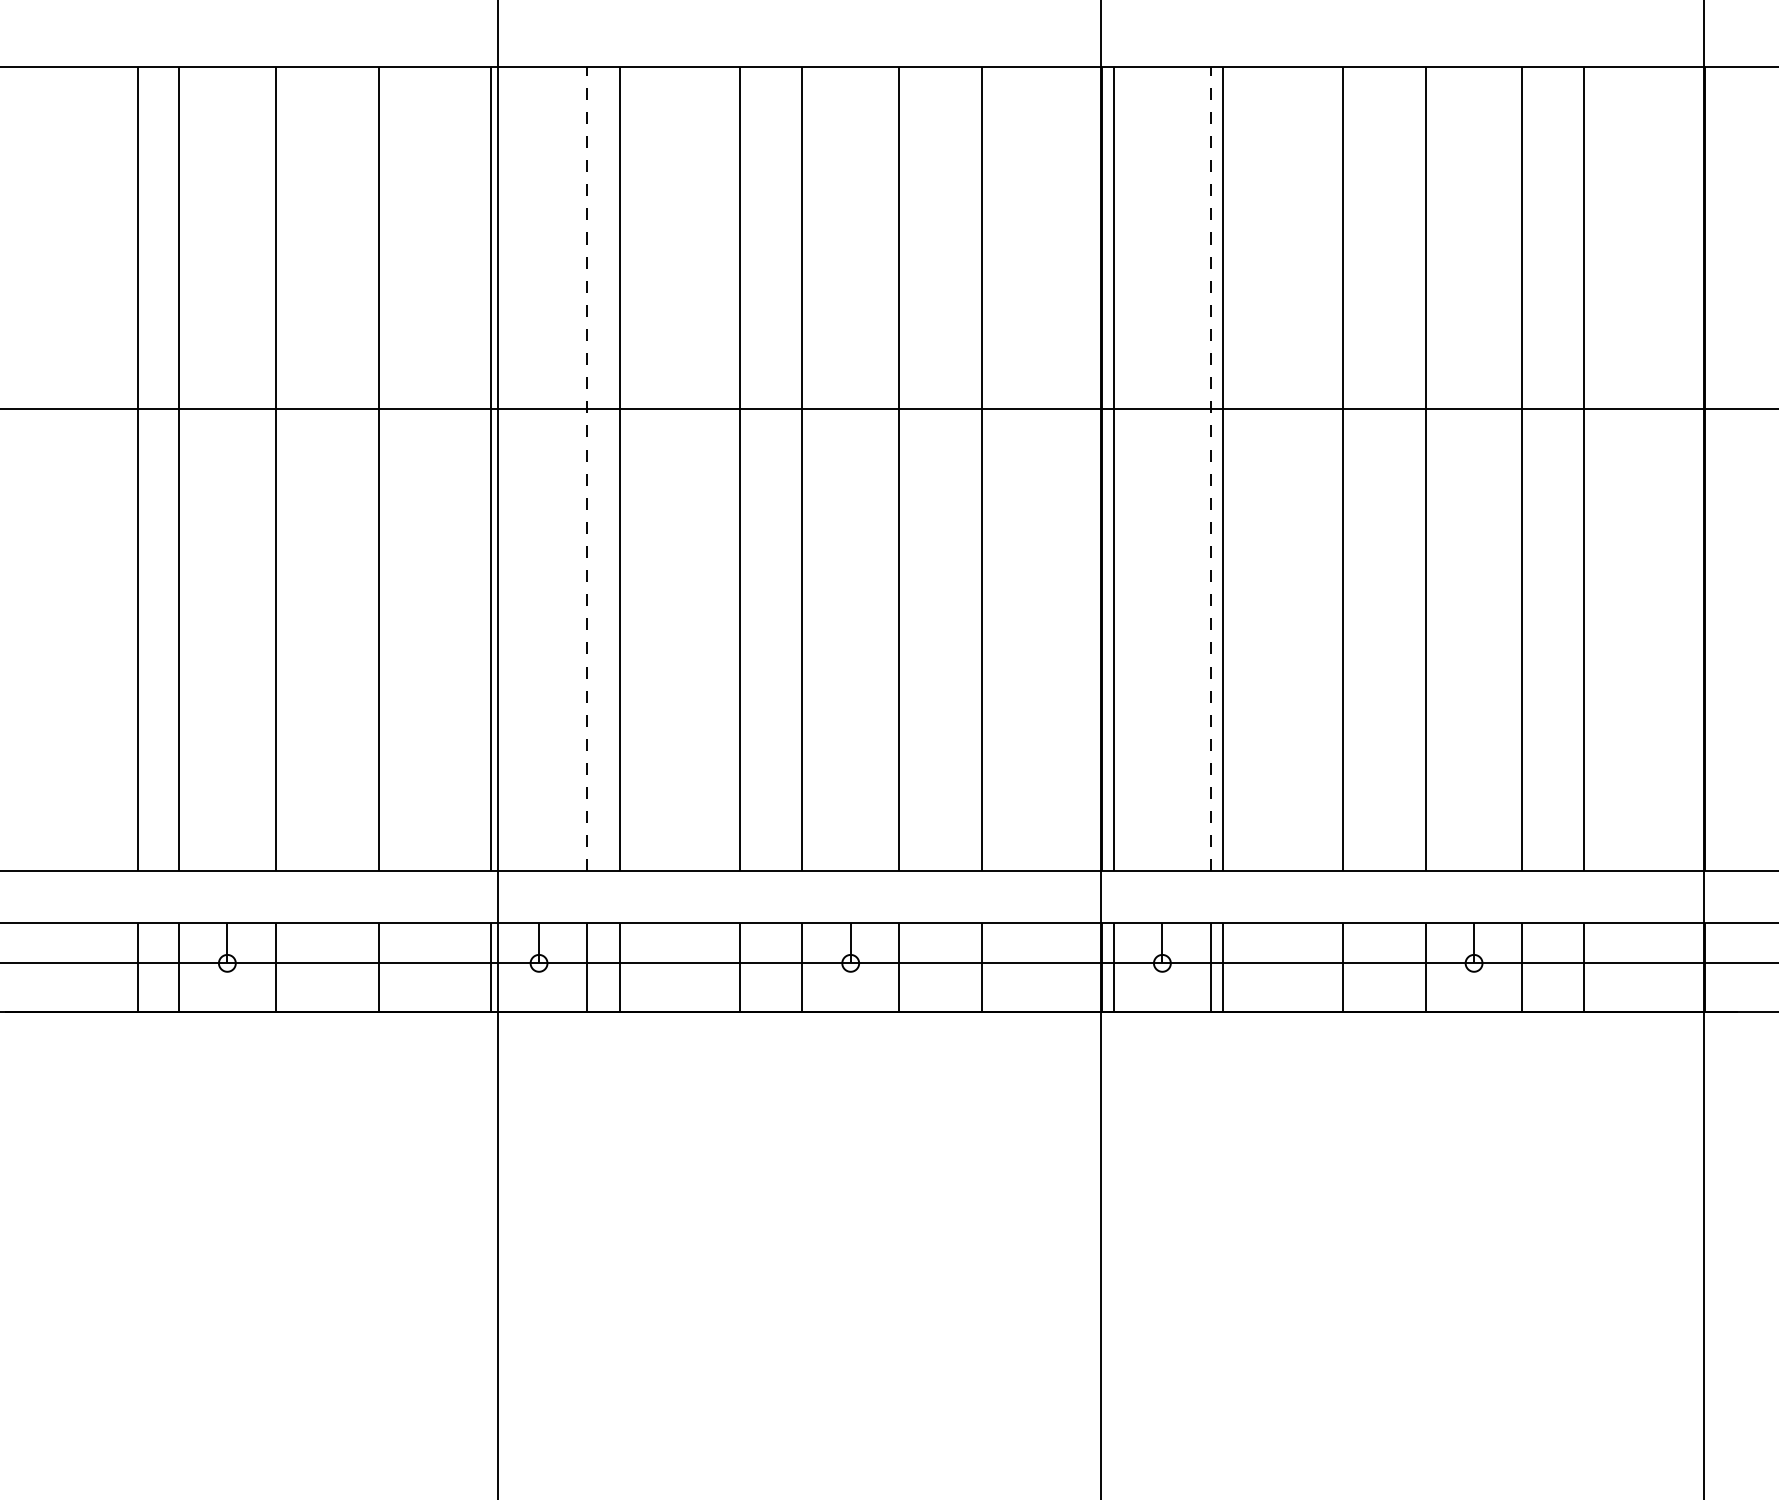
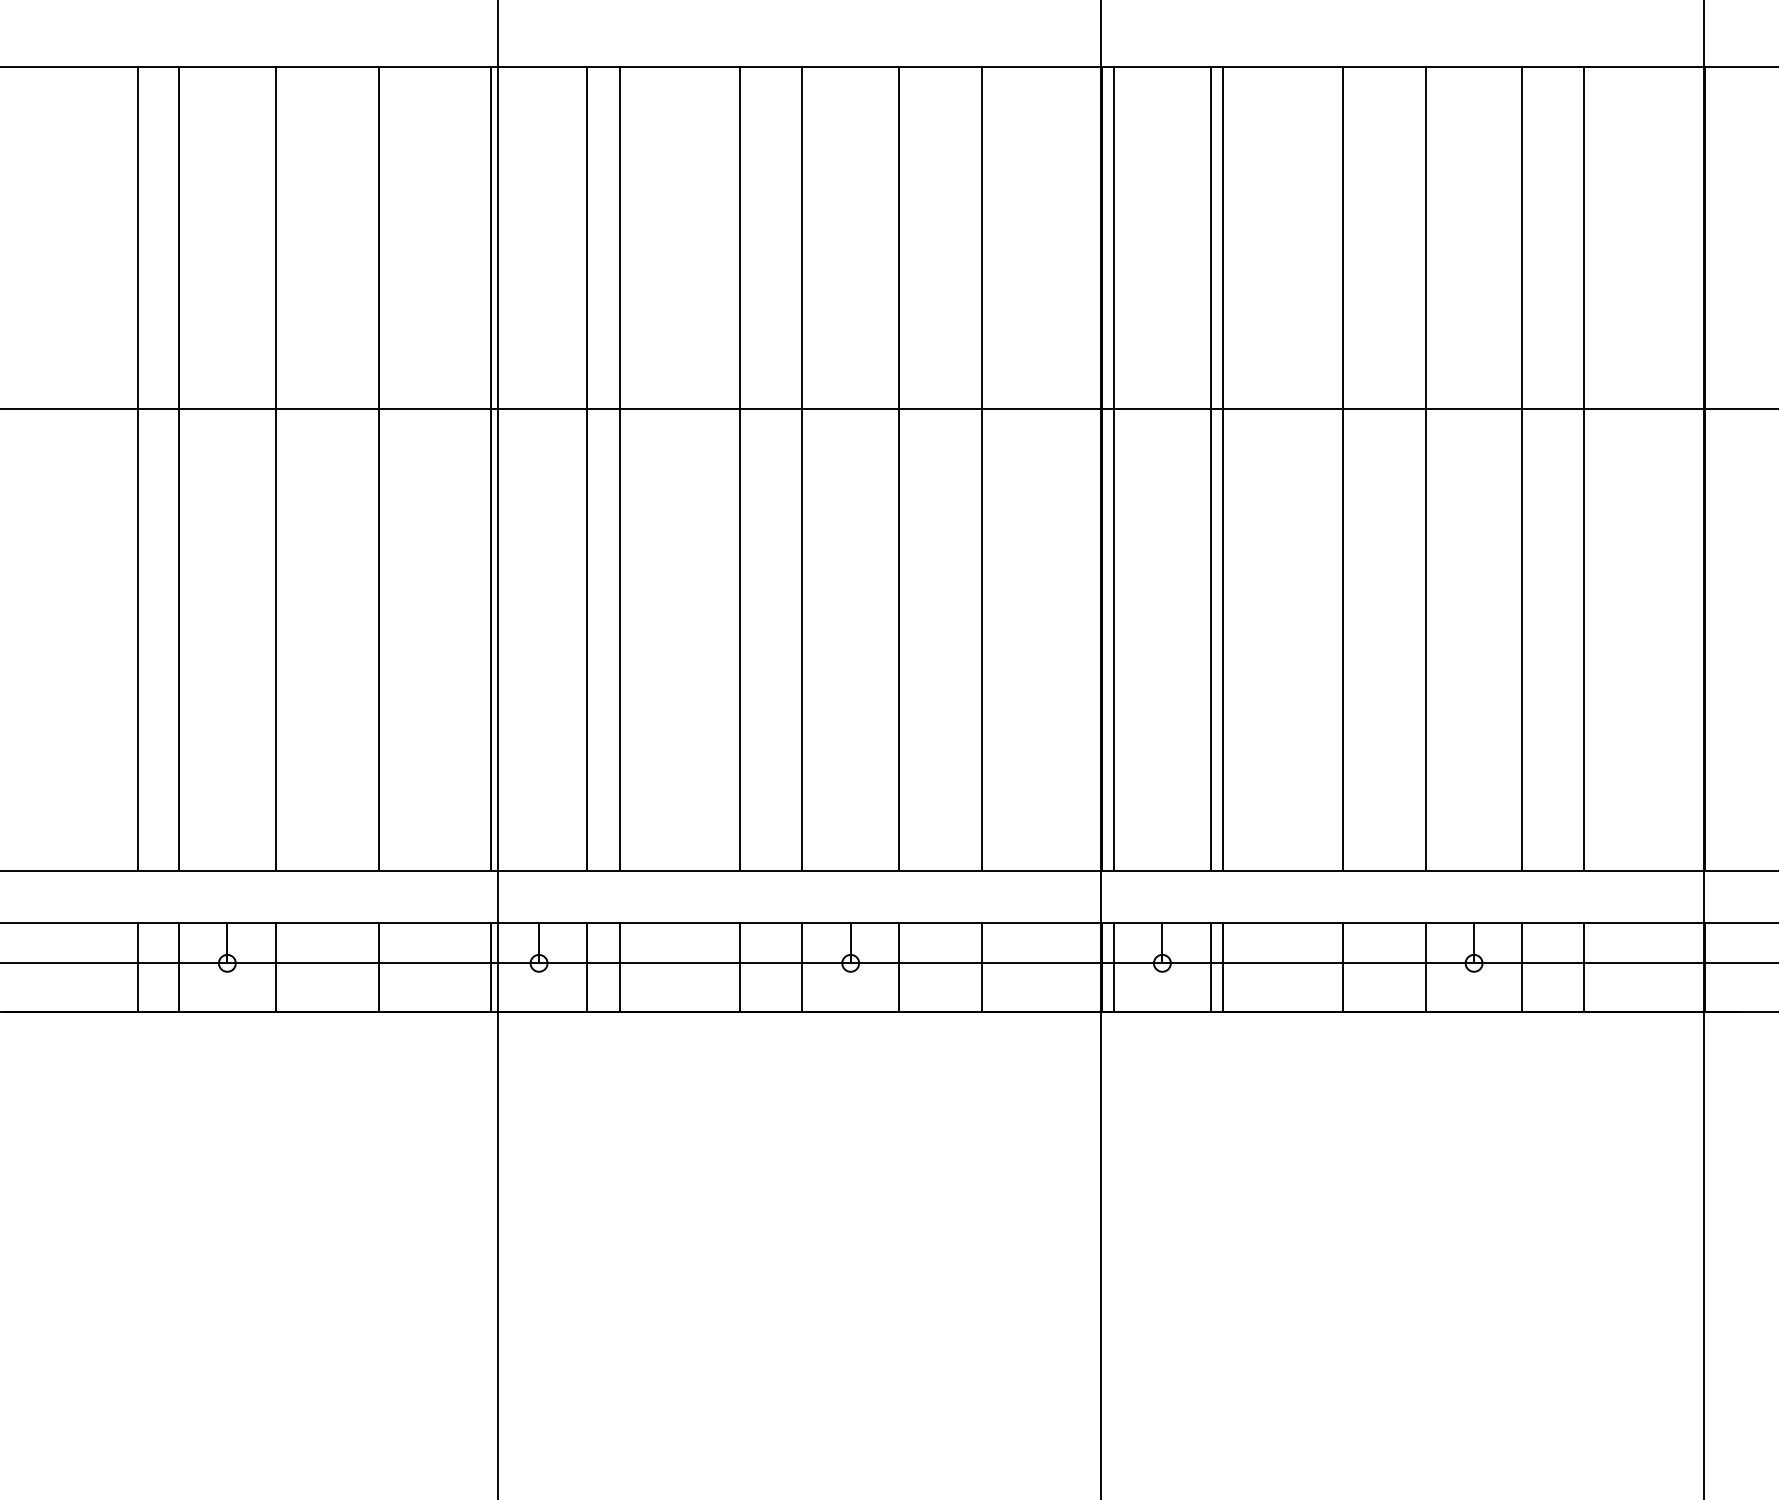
line: dashed -> solid (587, 468)
line: dashed -> solid (1210, 468)
